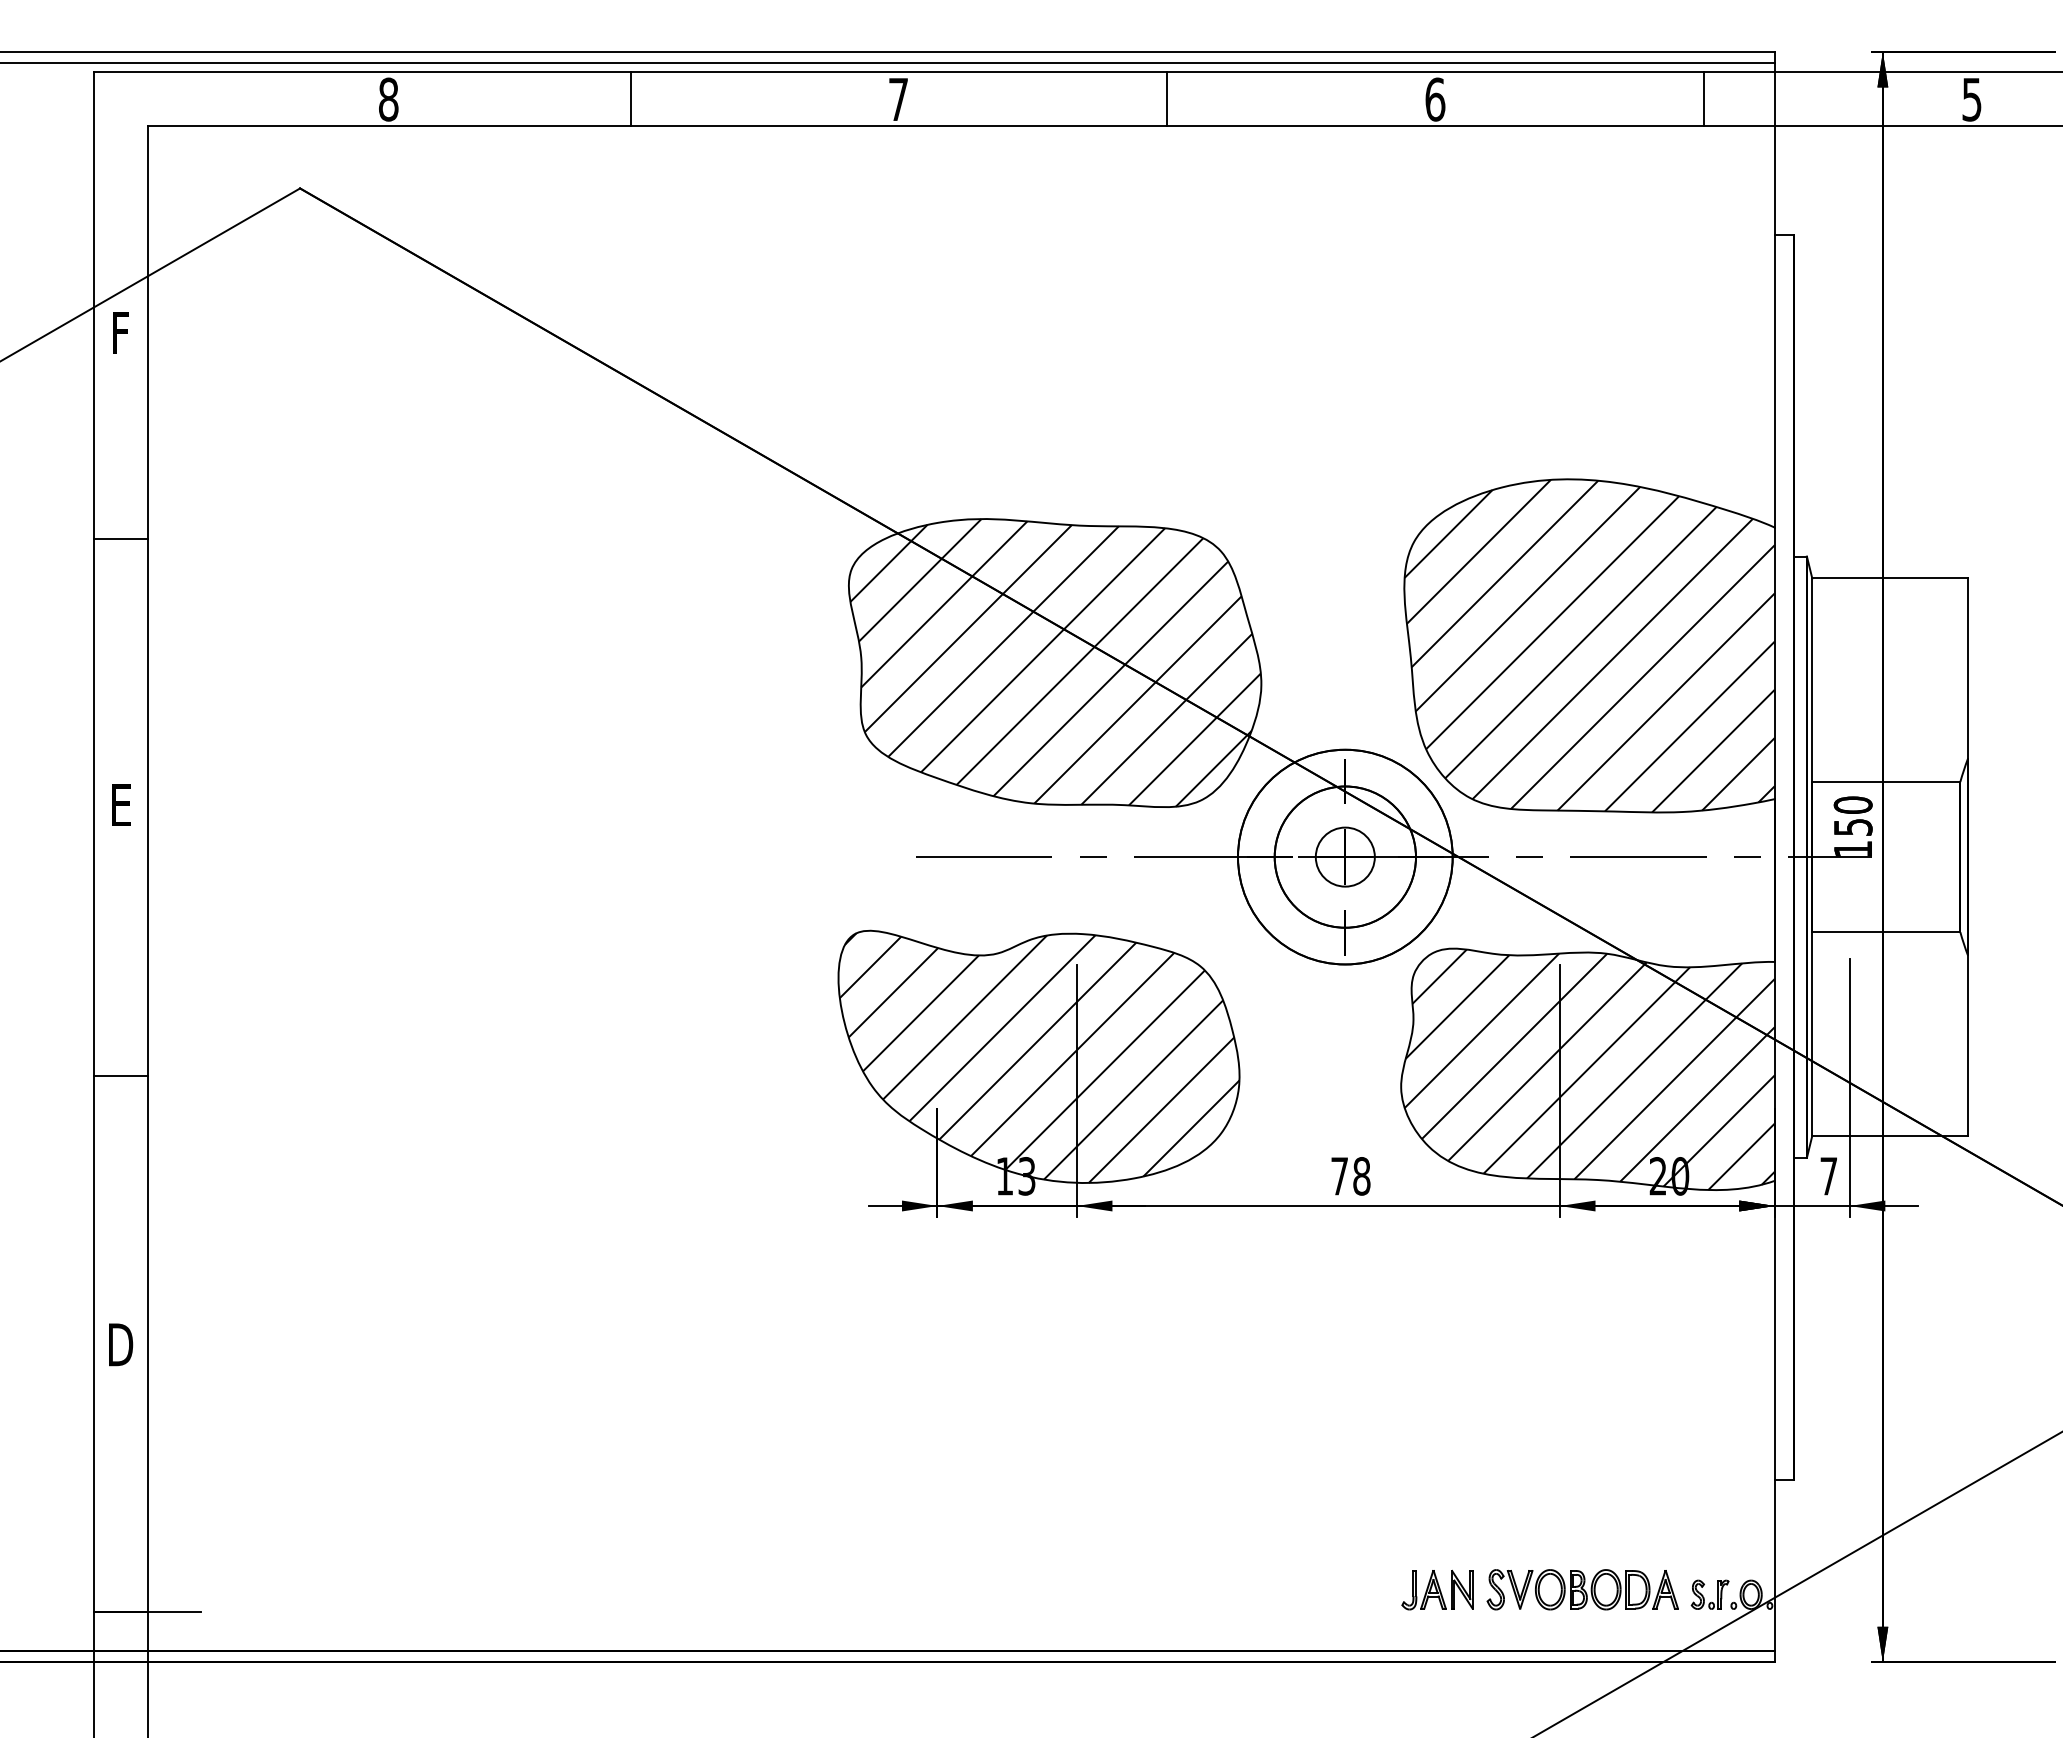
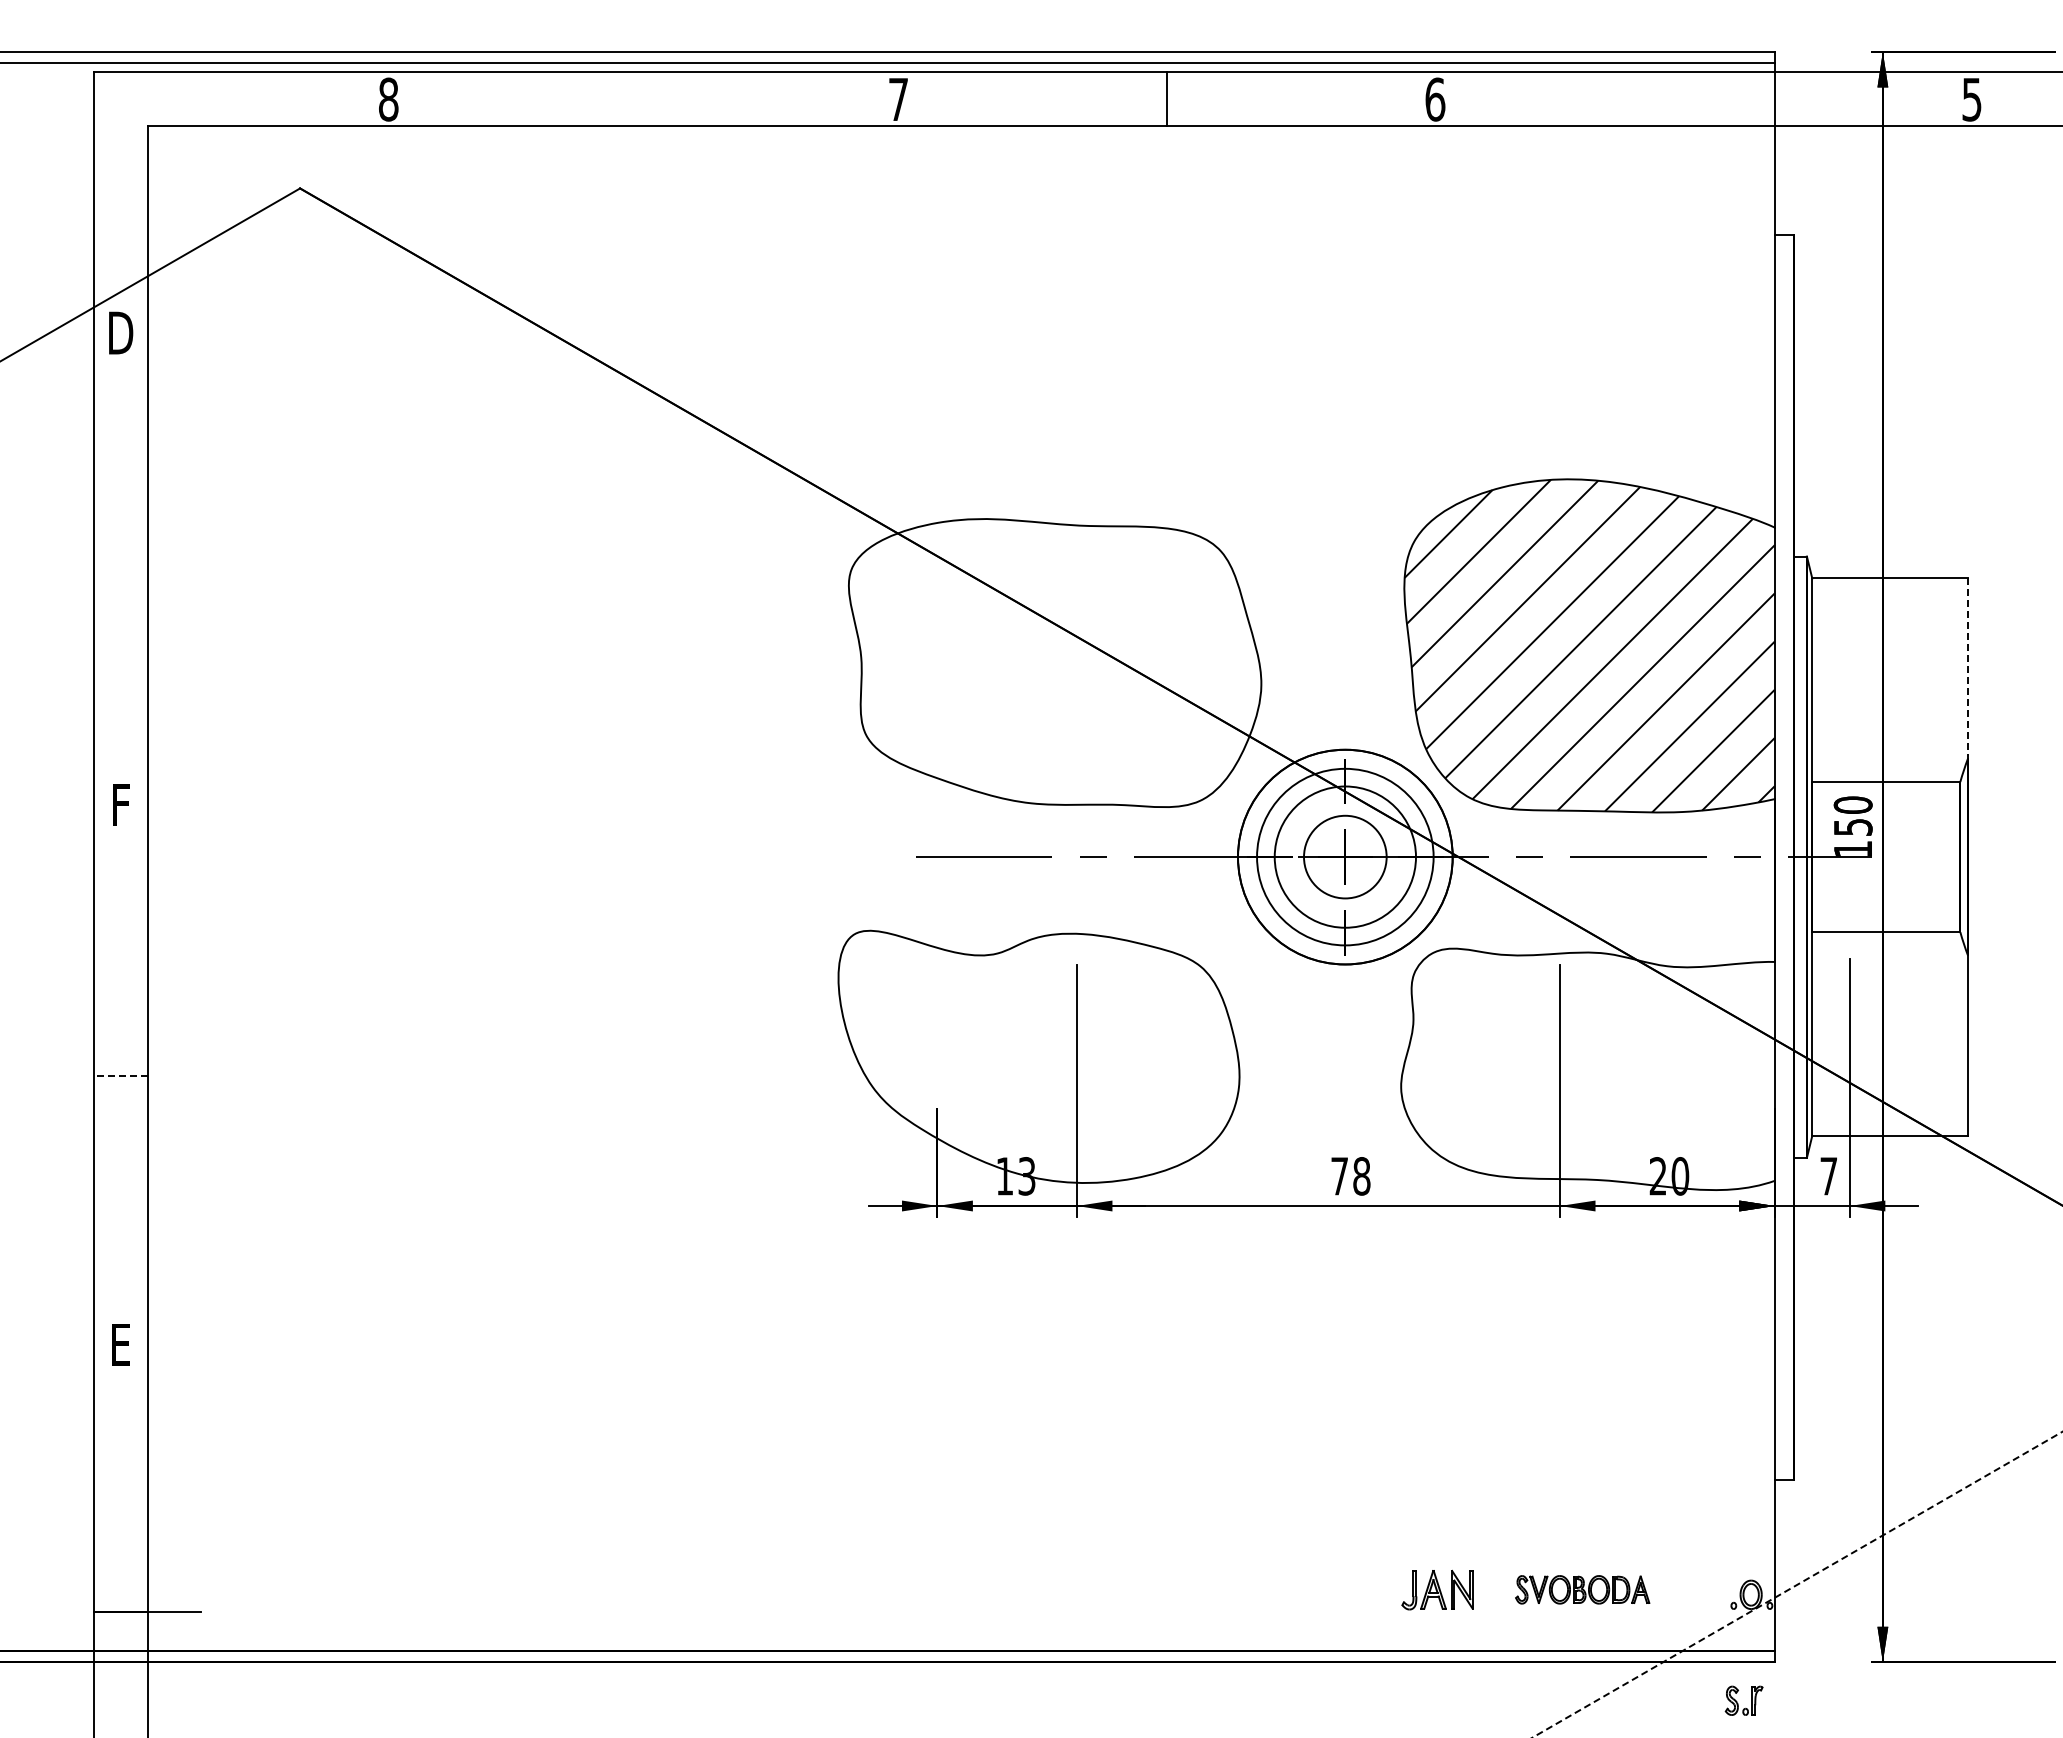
line: present -> none (630, 98)
line: present -> none (1704, 98)
text: F -> D (121, 332)
line: present -> none (120, 538)
hatch: present -> none (1055, 662)
line: solid -> dashed (1967, 669)
text: E -> F (121, 804)
circle diameter: 141 px -> 177 px (1345, 856)
circle diameter: 59 px -> 83 px (1345, 856)
hatch: present -> none (1039, 1057)
hatch: present -> none (1589, 1069)
line: solid -> dashed (120, 1075)
text: D -> E (121, 1344)
line: solid -> dashed (1797, 1584)
part size: 193x42 px -> 136x30 px (1582, 1589)
part position: (1709, 1594) -> (1743, 1700) (1743, 1700)
